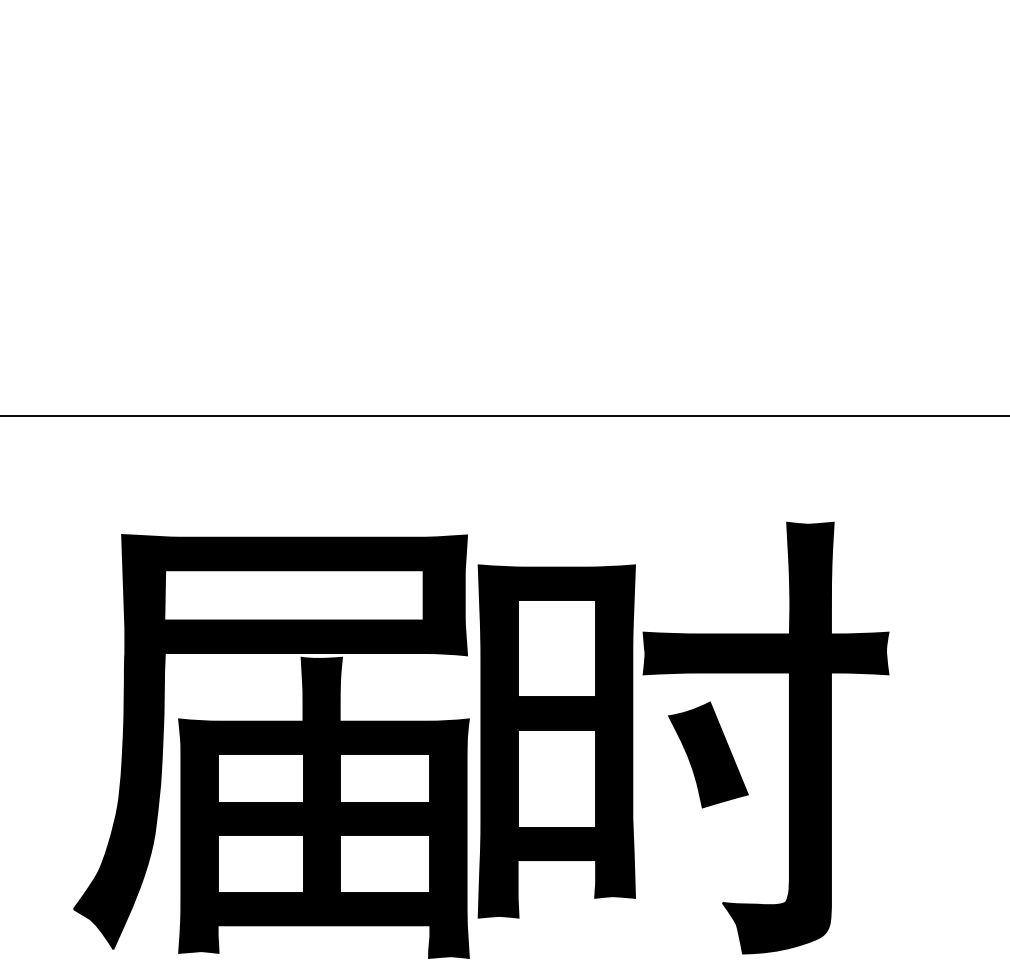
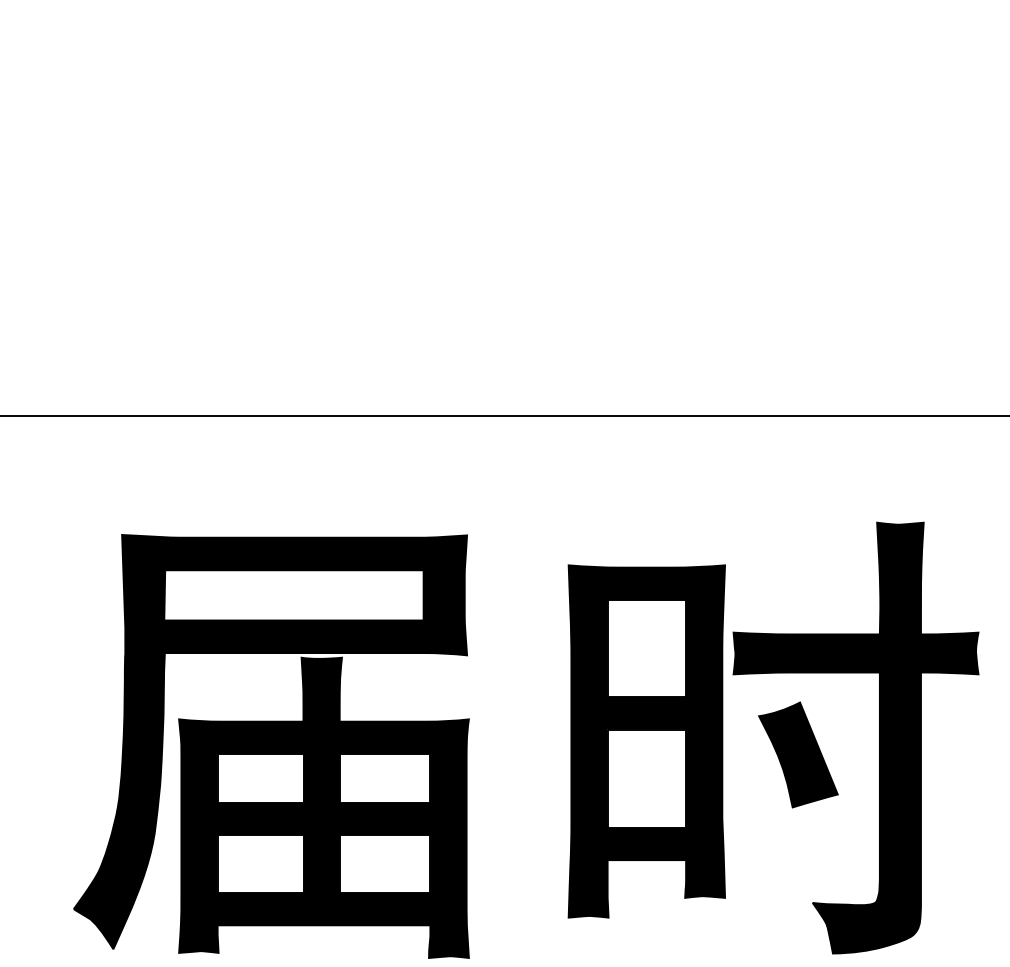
part position: (683, 737) -> (773, 737) (773, 737)
